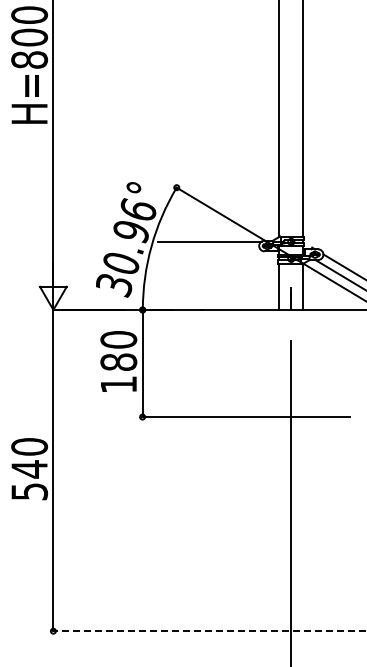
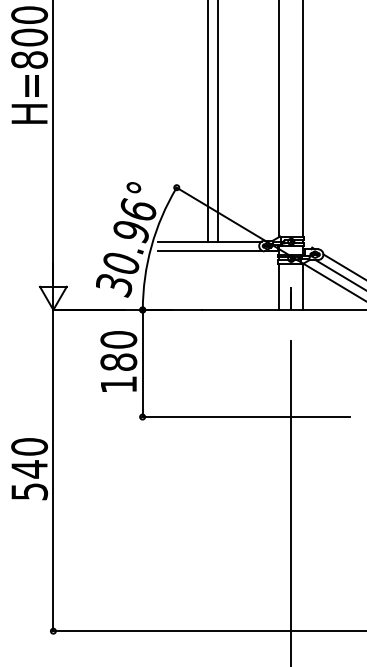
line: none -> present (207, 121)
line: none -> present (217, 121)
line: none -> present (209, 250)
line: dashed -> solid (209, 631)
